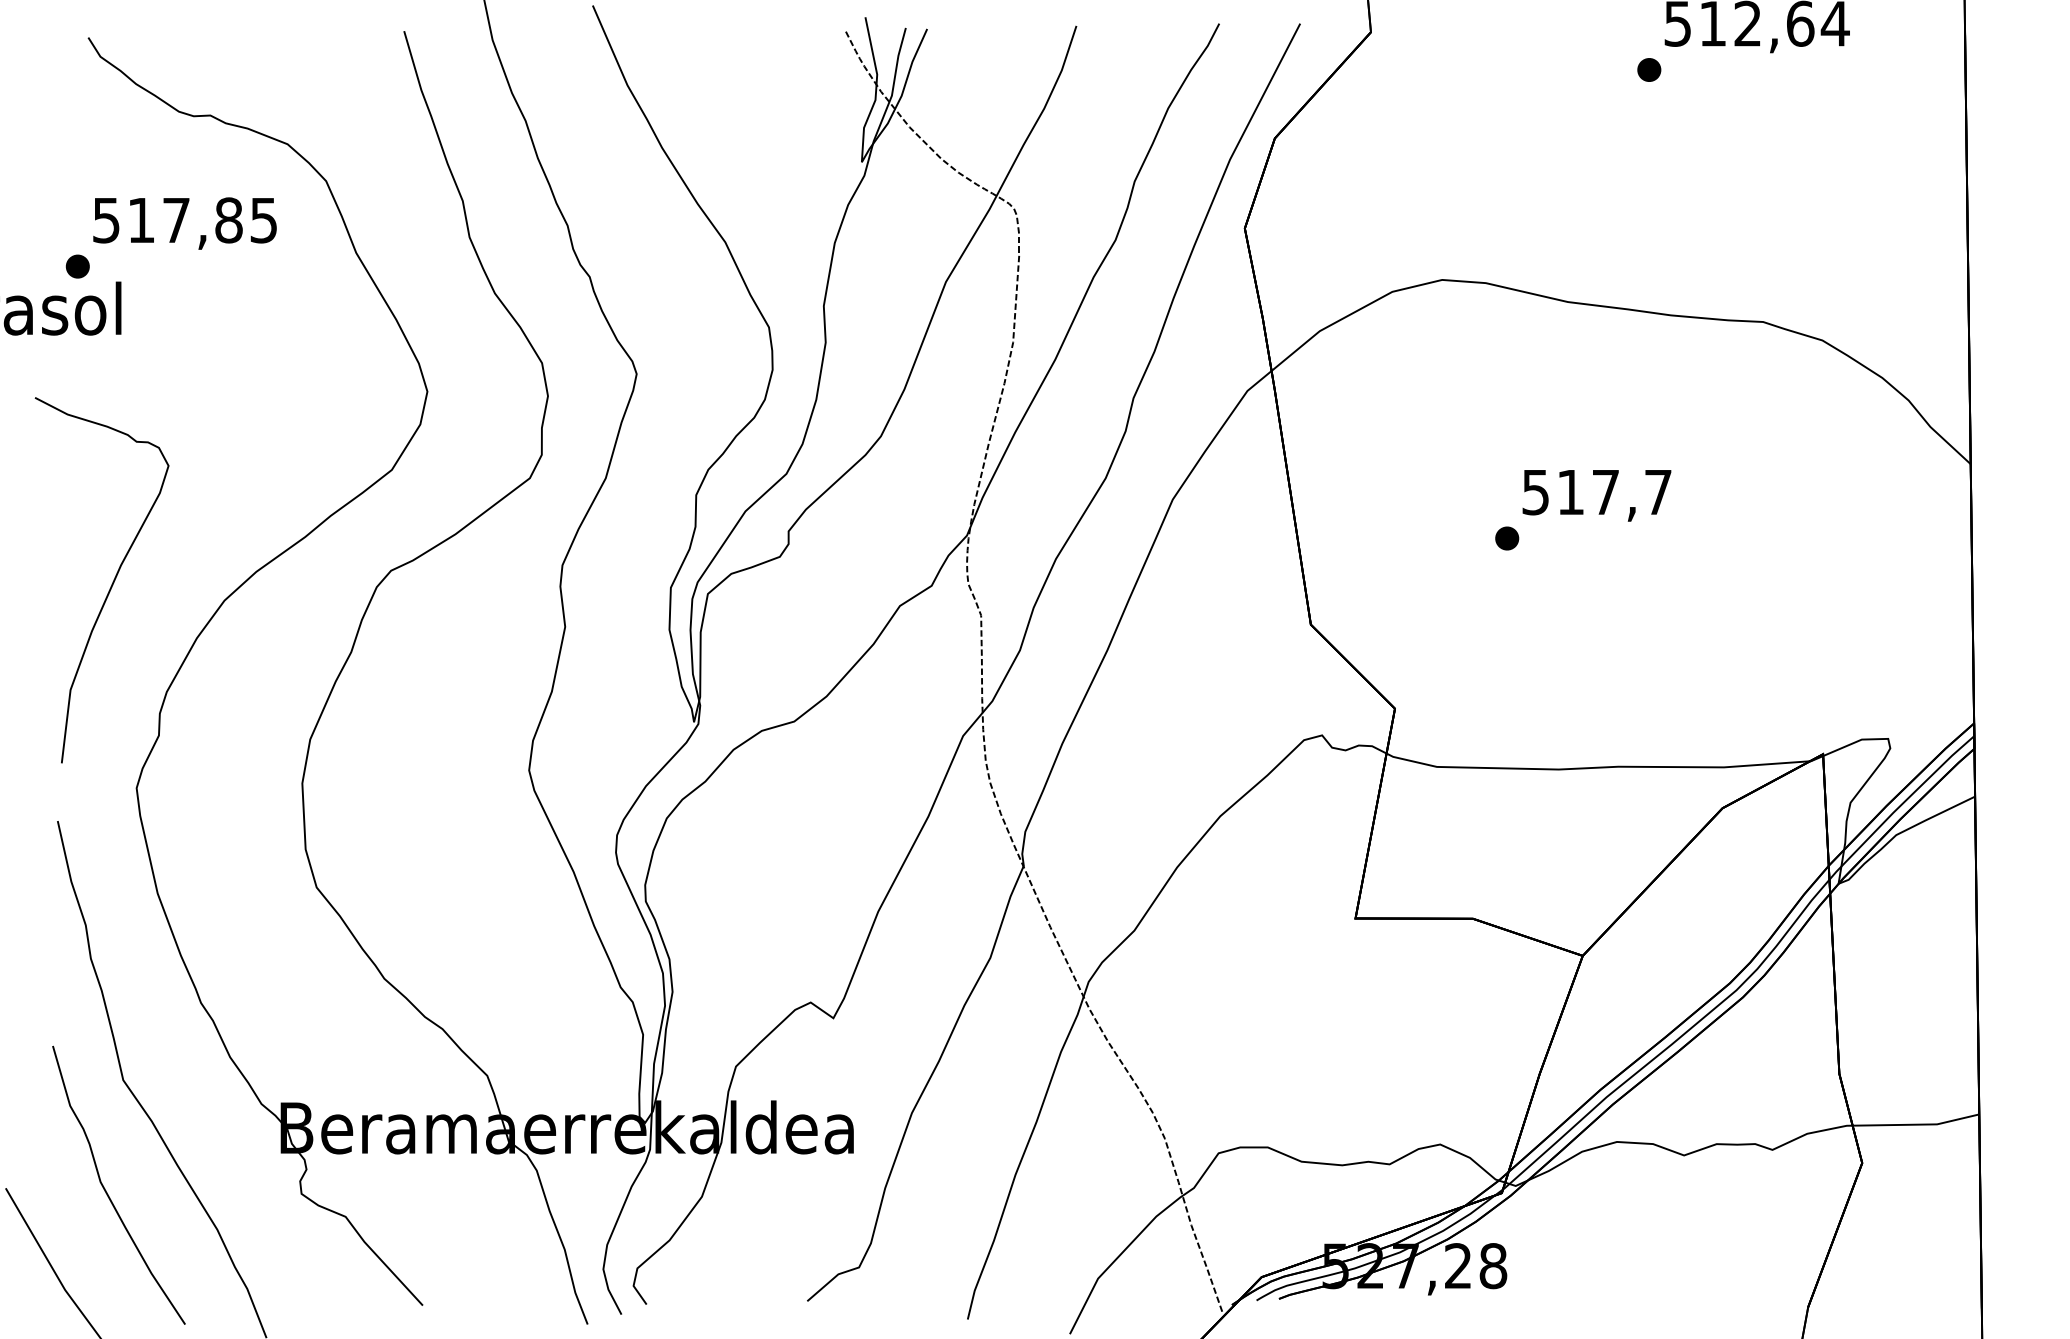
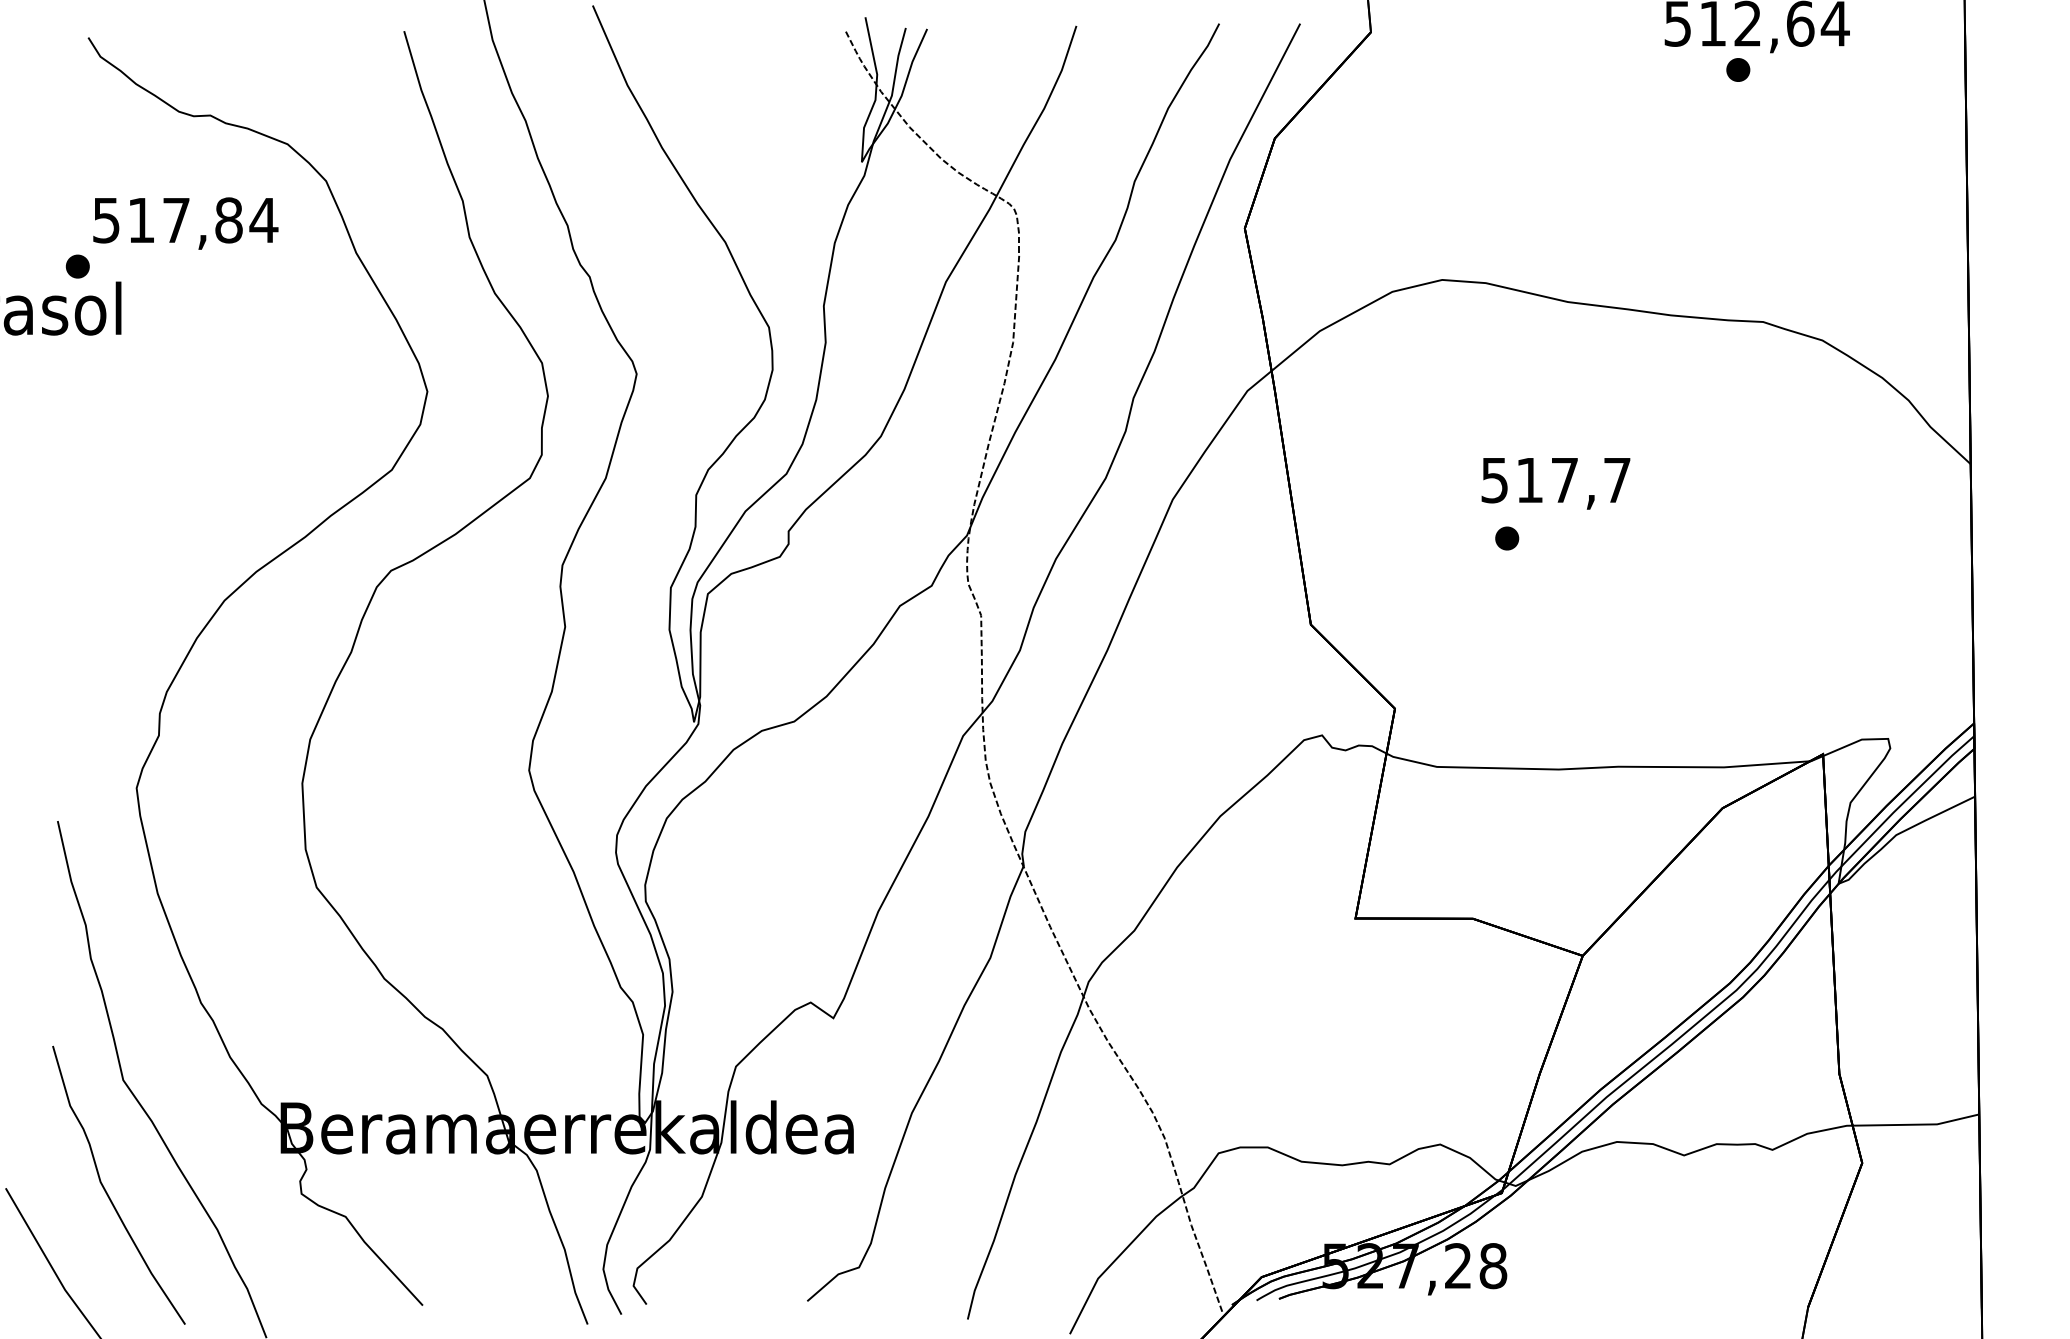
part position: (1649, 69) -> (1738, 69) (1738, 69)
text: 517,85 -> 517,84 (263, 220)
text position: (1596, 495) -> (1555, 483) (1555, 483)
curve: present -> none (111, 584)
